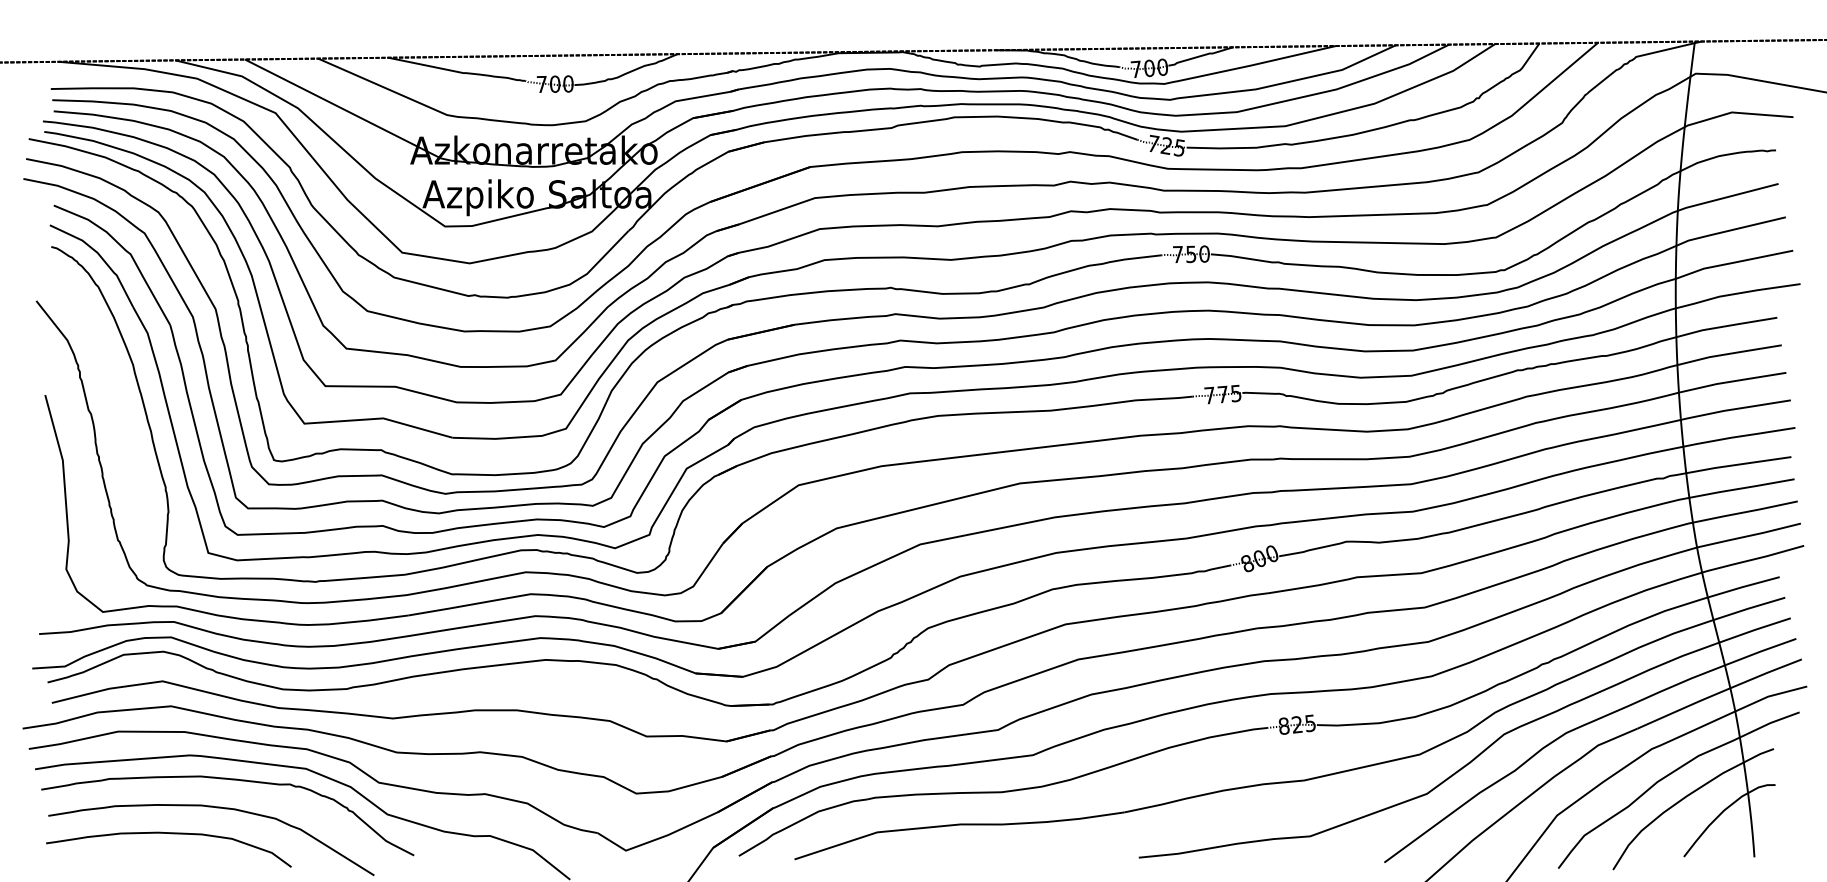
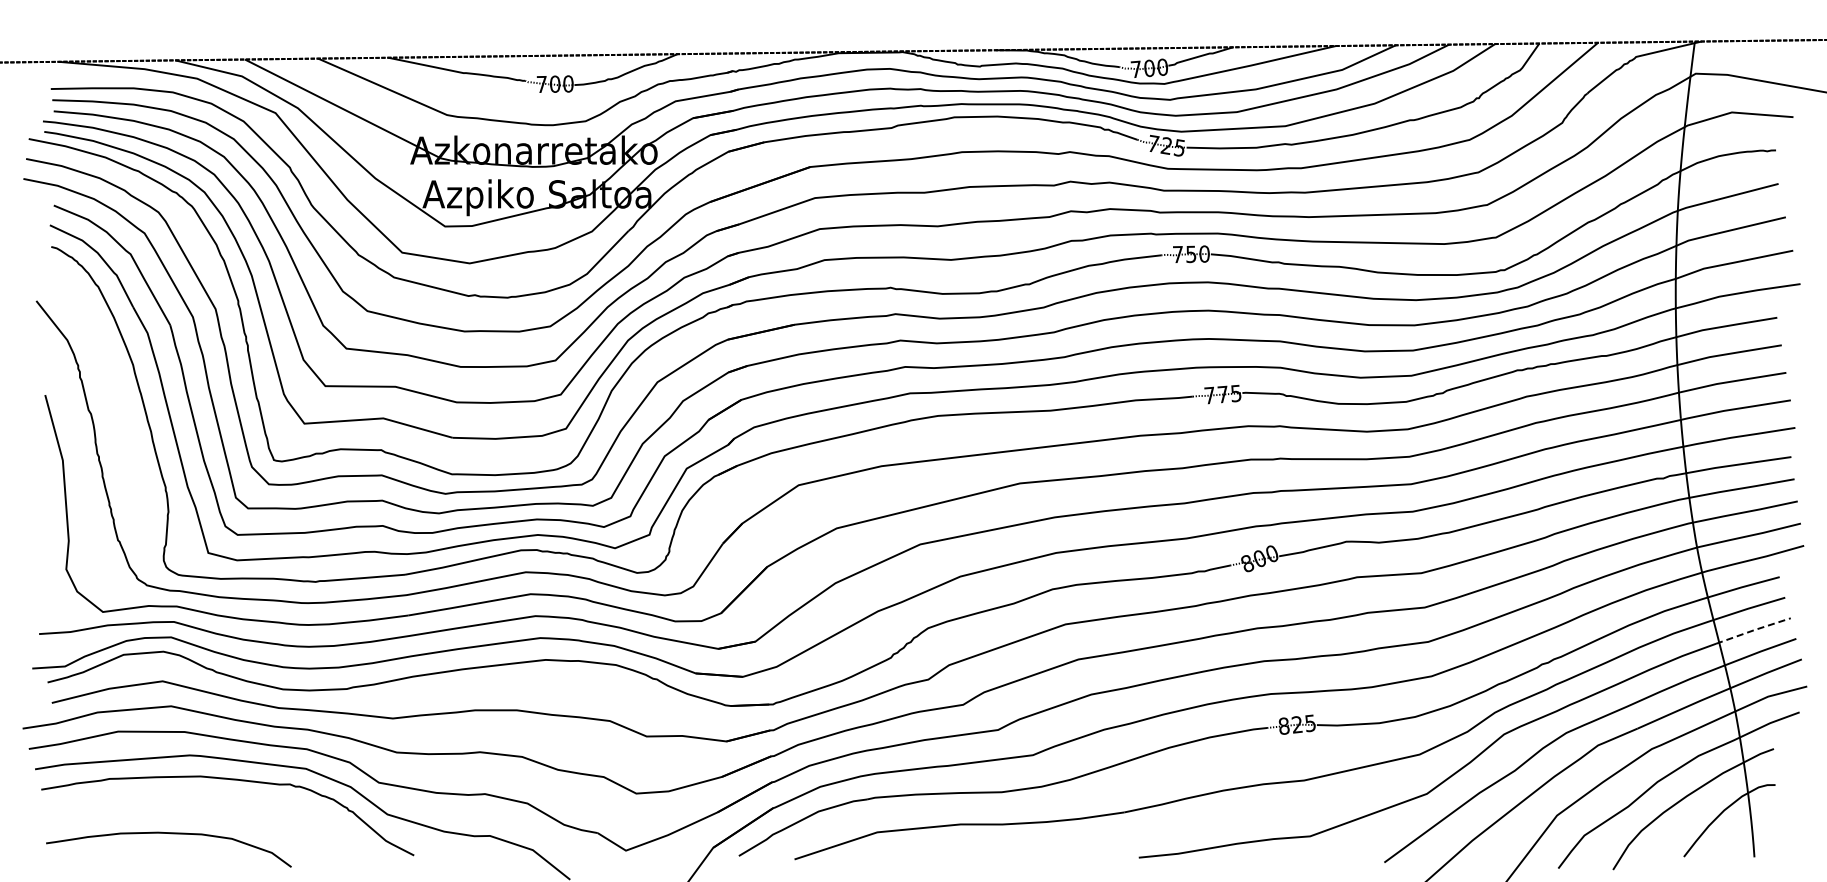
line: solid -> dashed (1754, 630)
curve: present -> none (216, 808)
